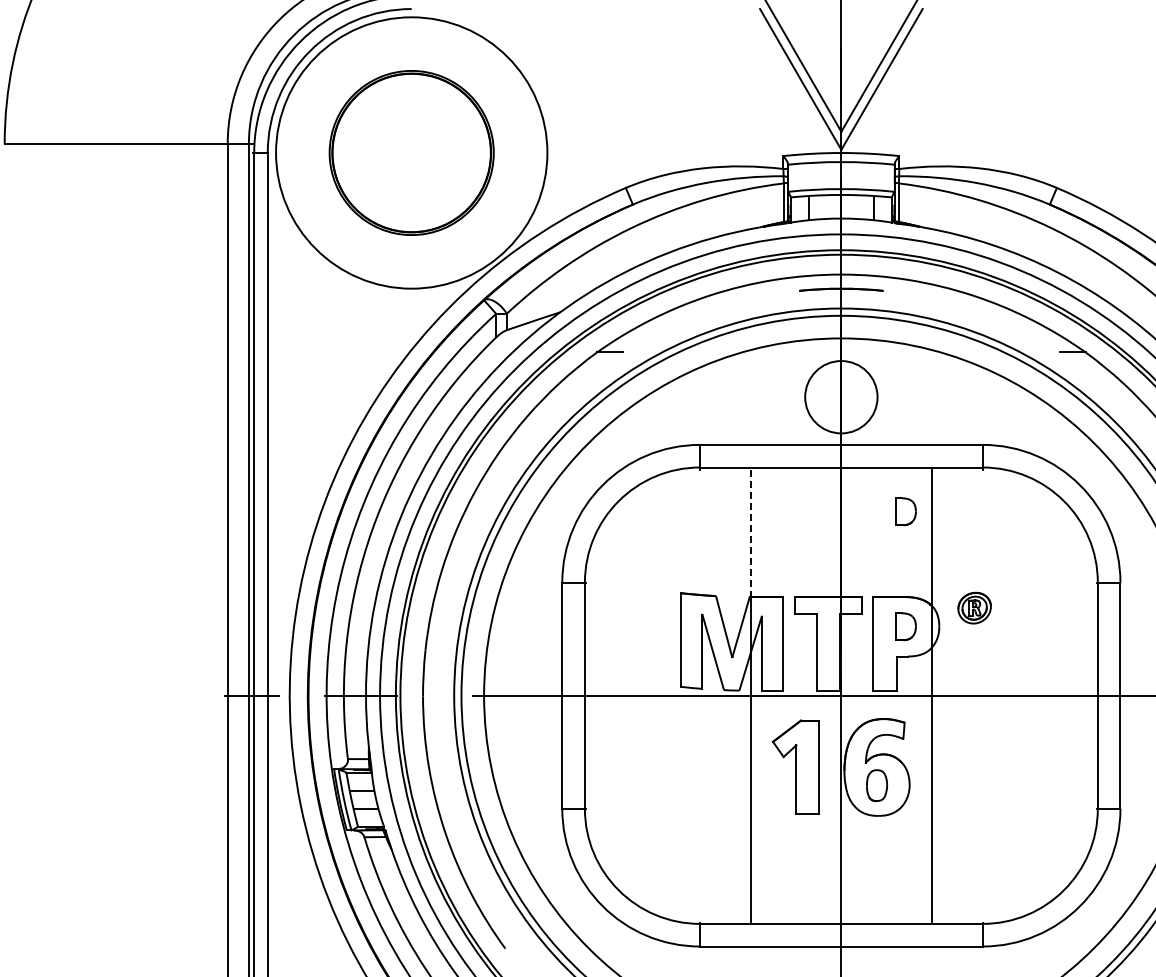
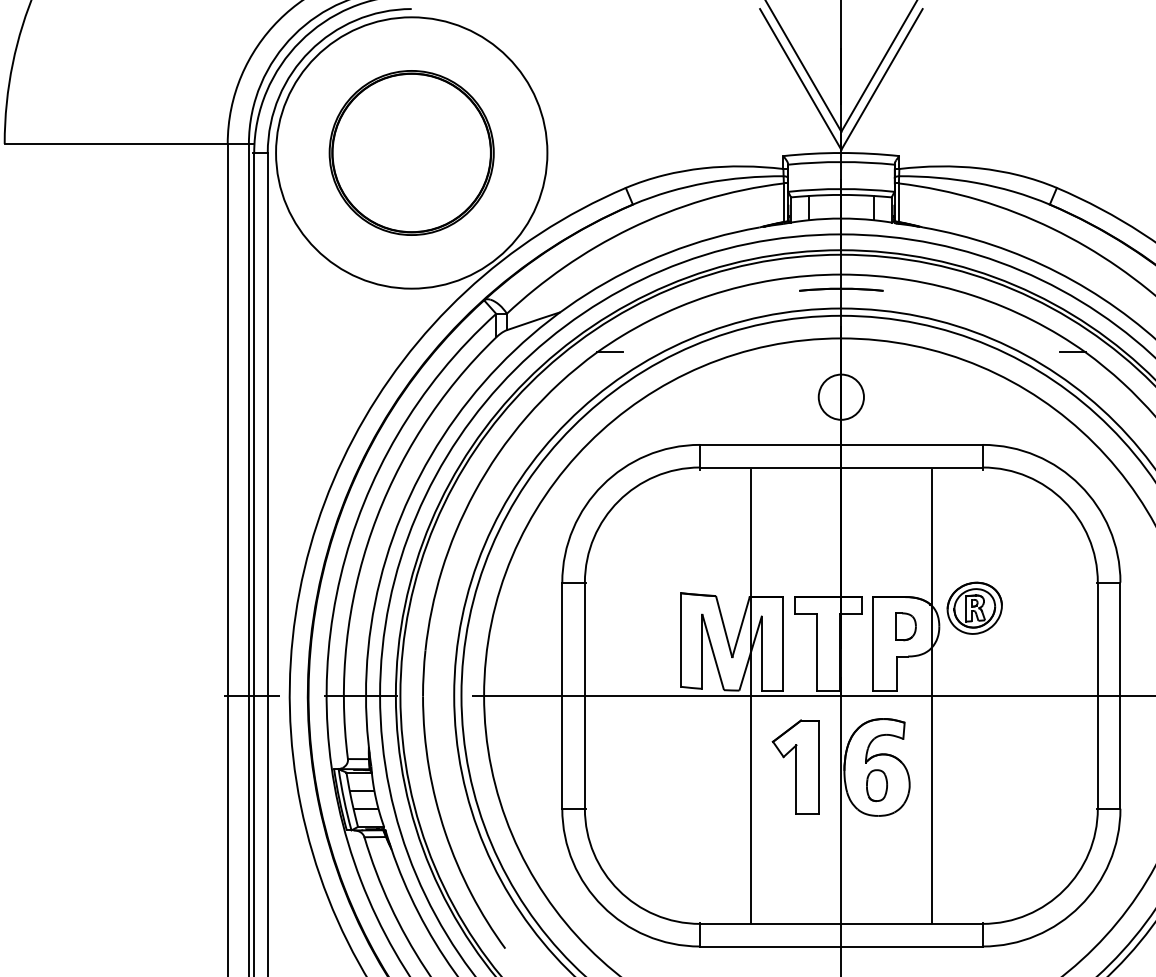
circle diameter: 72 px -> 45 px (840, 396)
part: present -> none (905, 511)
line: dashed -> solid (750, 533)
part size: 35x34 px -> 57x54 px (974, 607)
